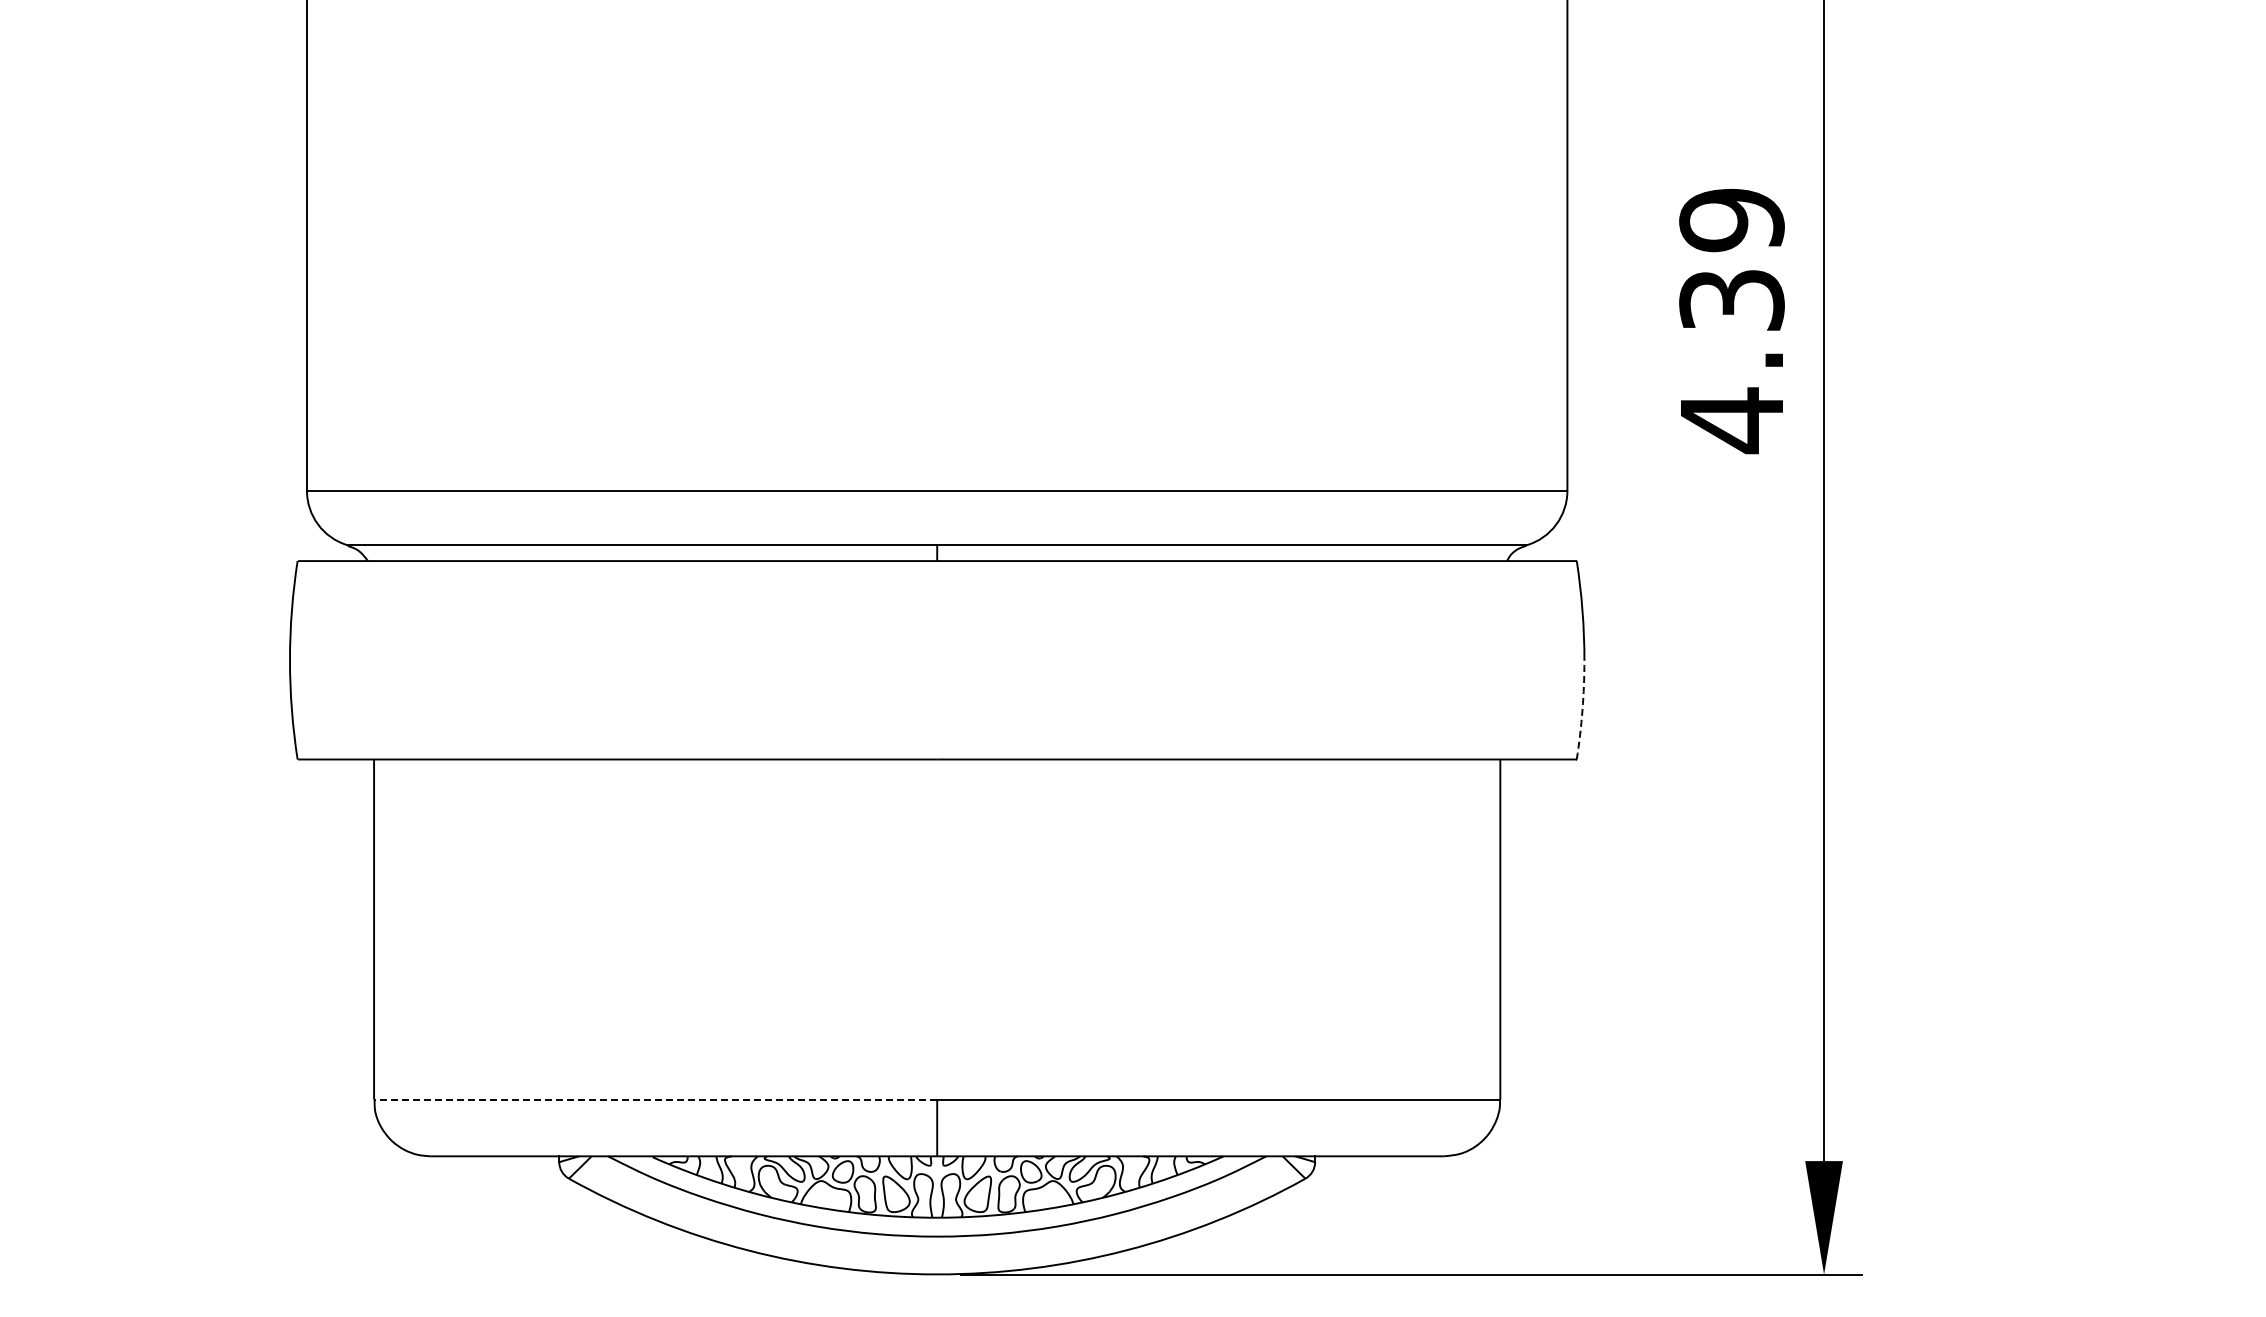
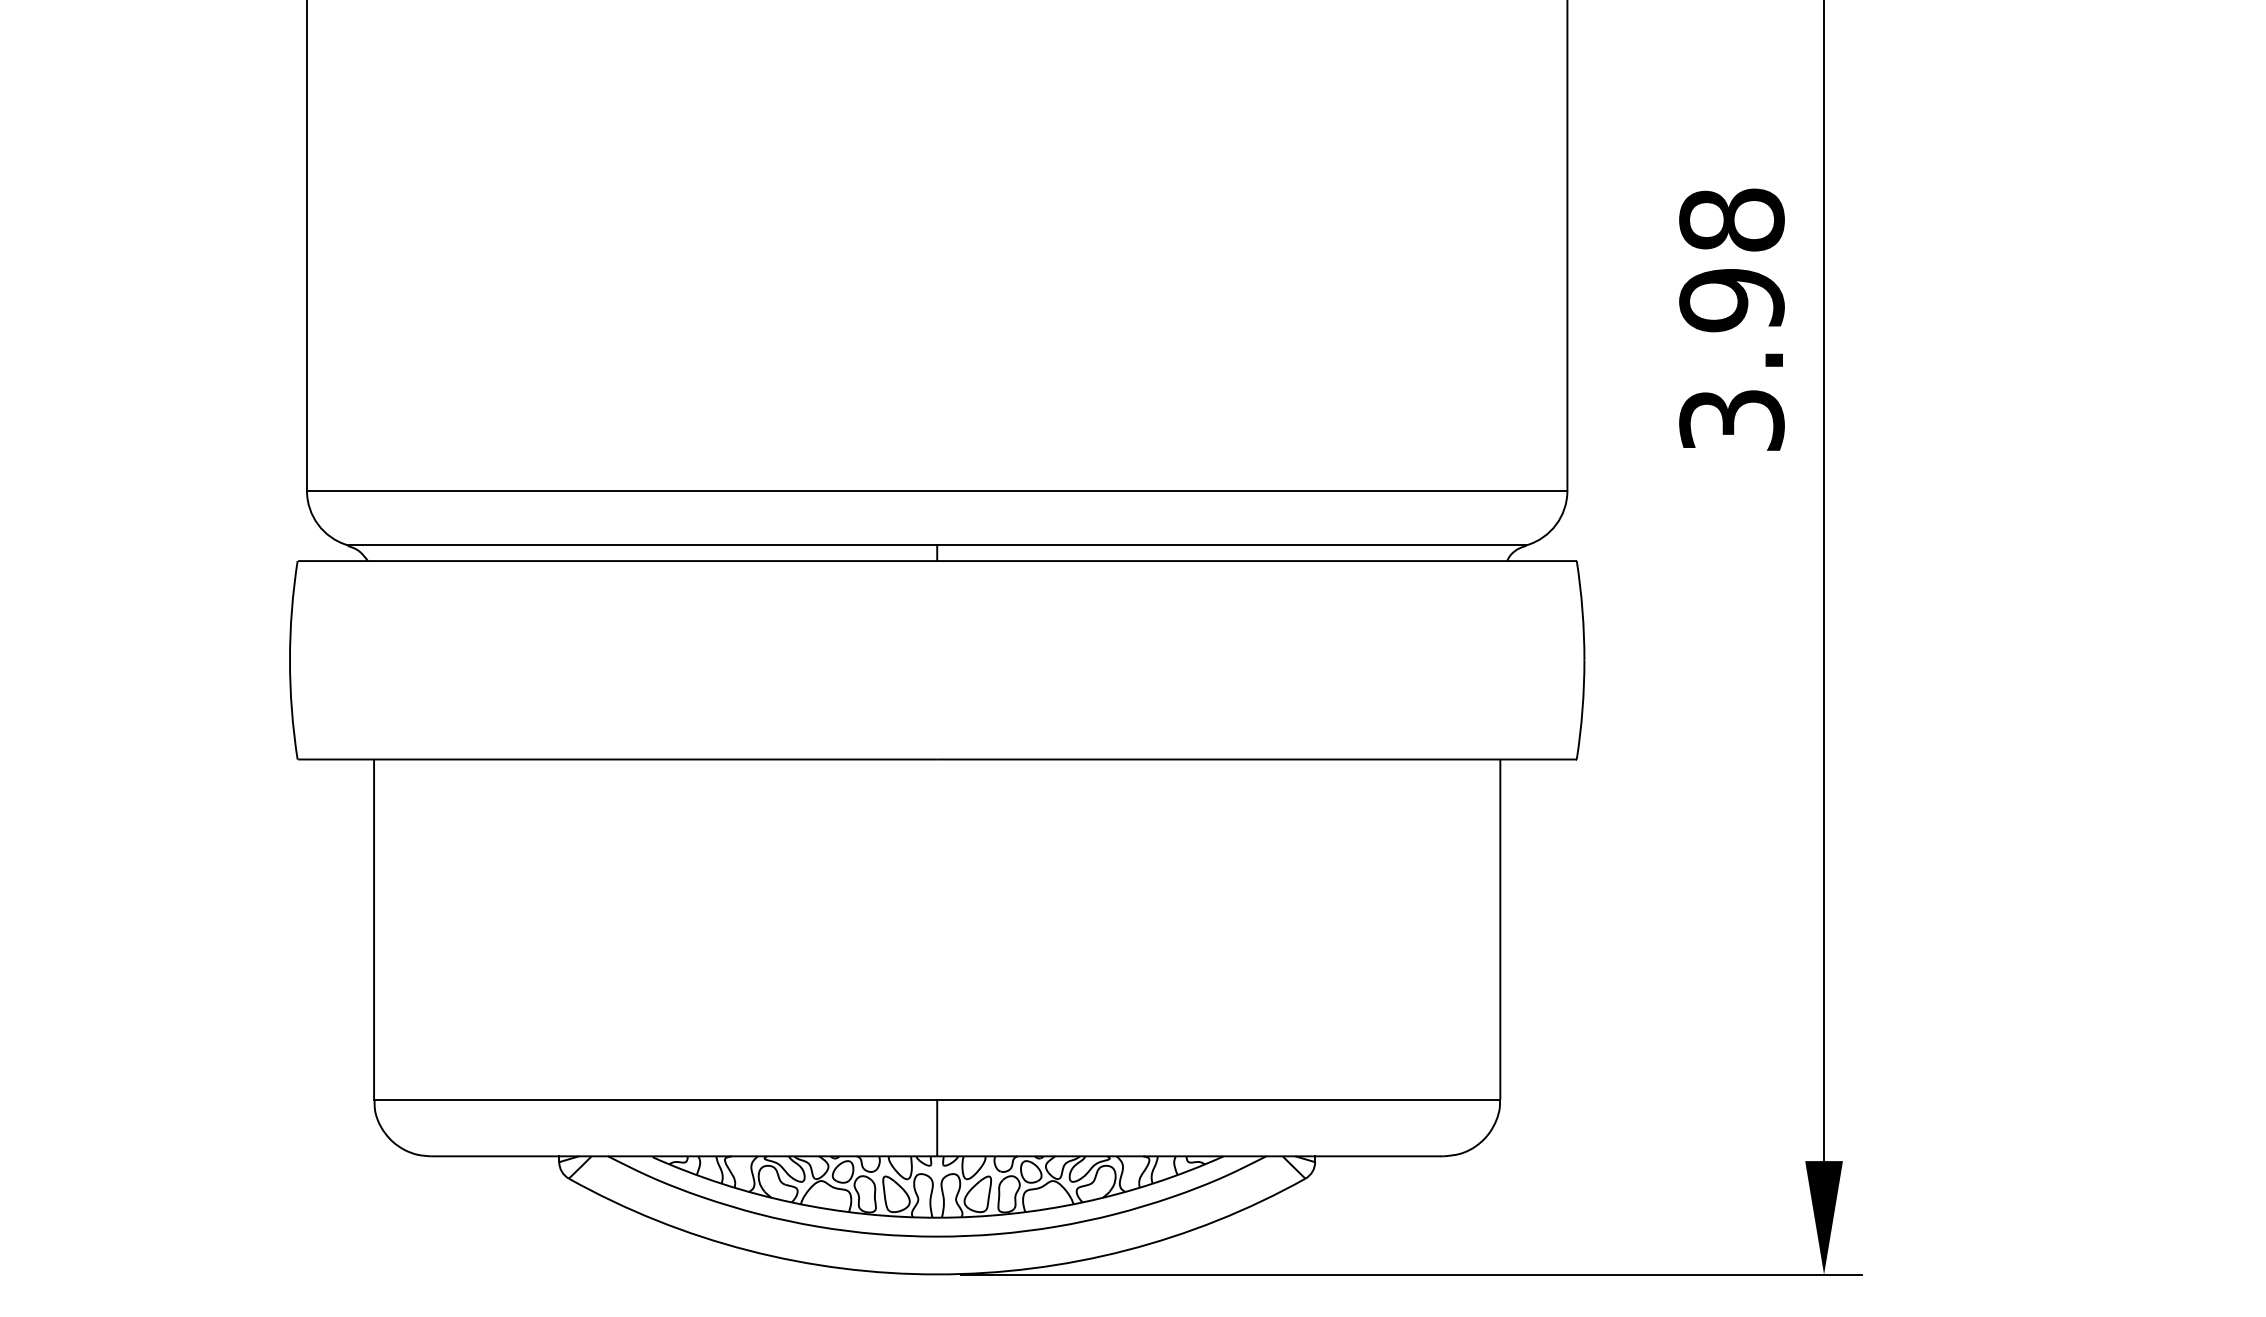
text: 4.39 -> 3.98 (1731, 321)
arc: dashed -> solid (1582, 710)
line: dashed -> solid (655, 1099)
